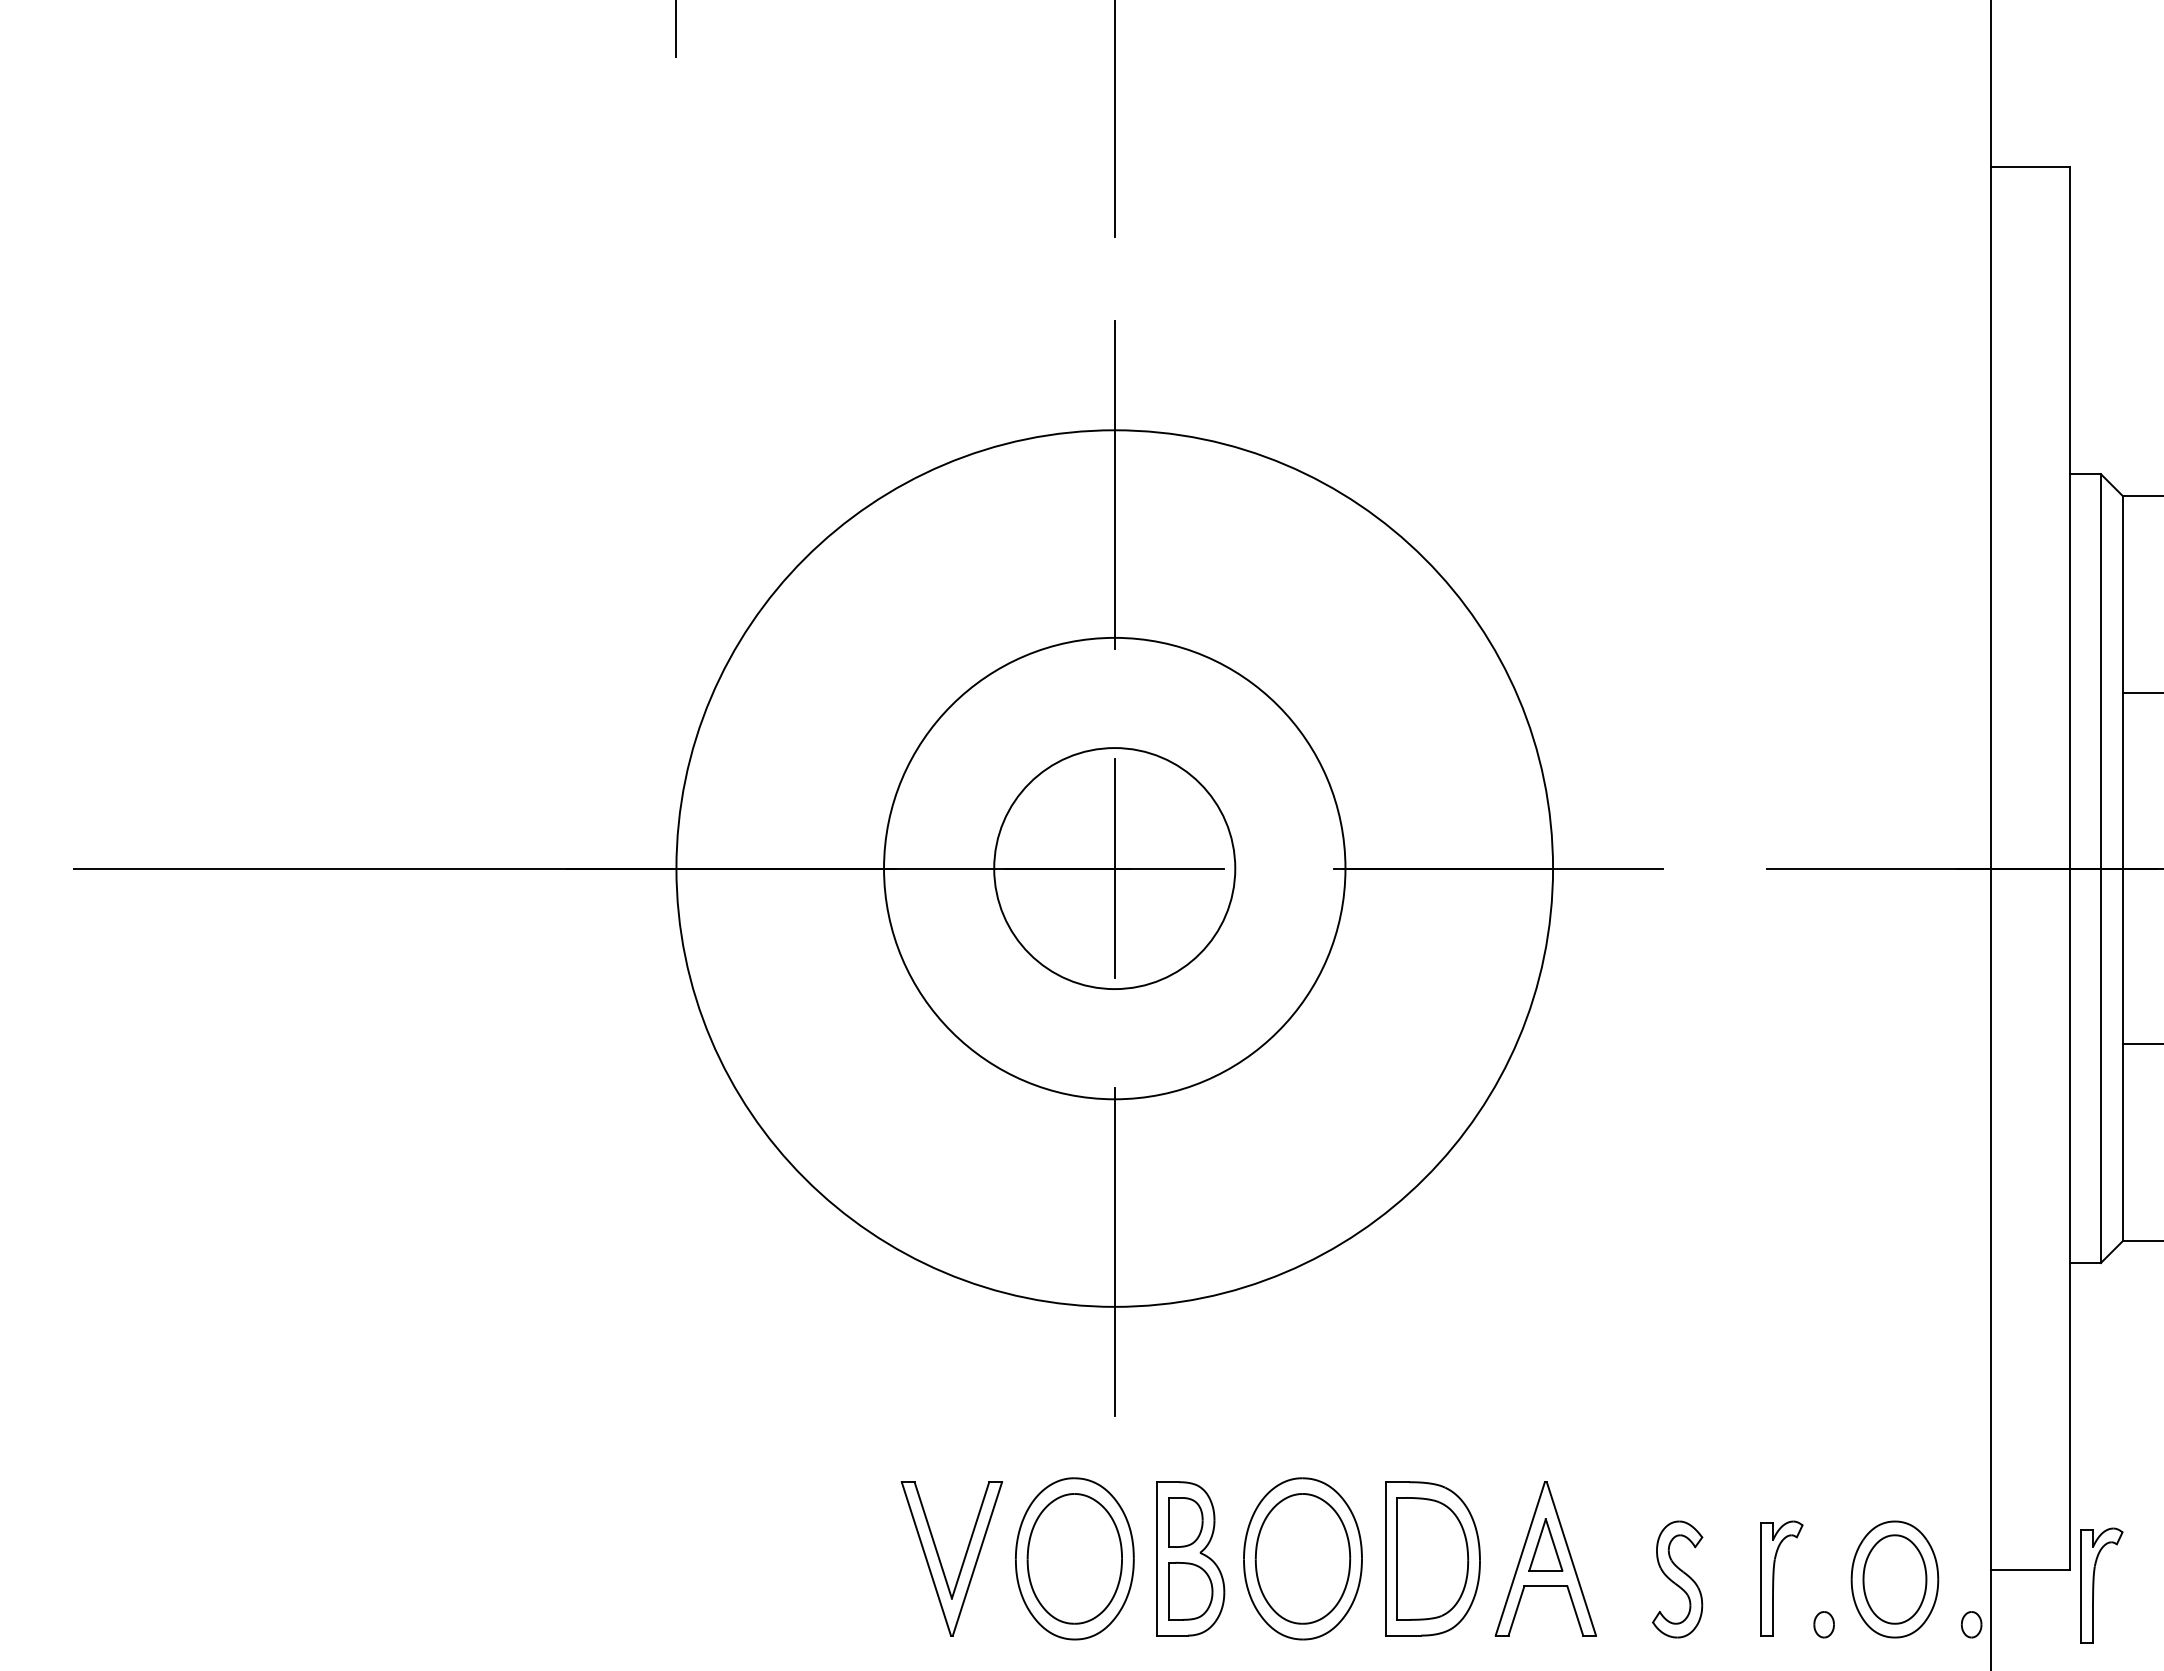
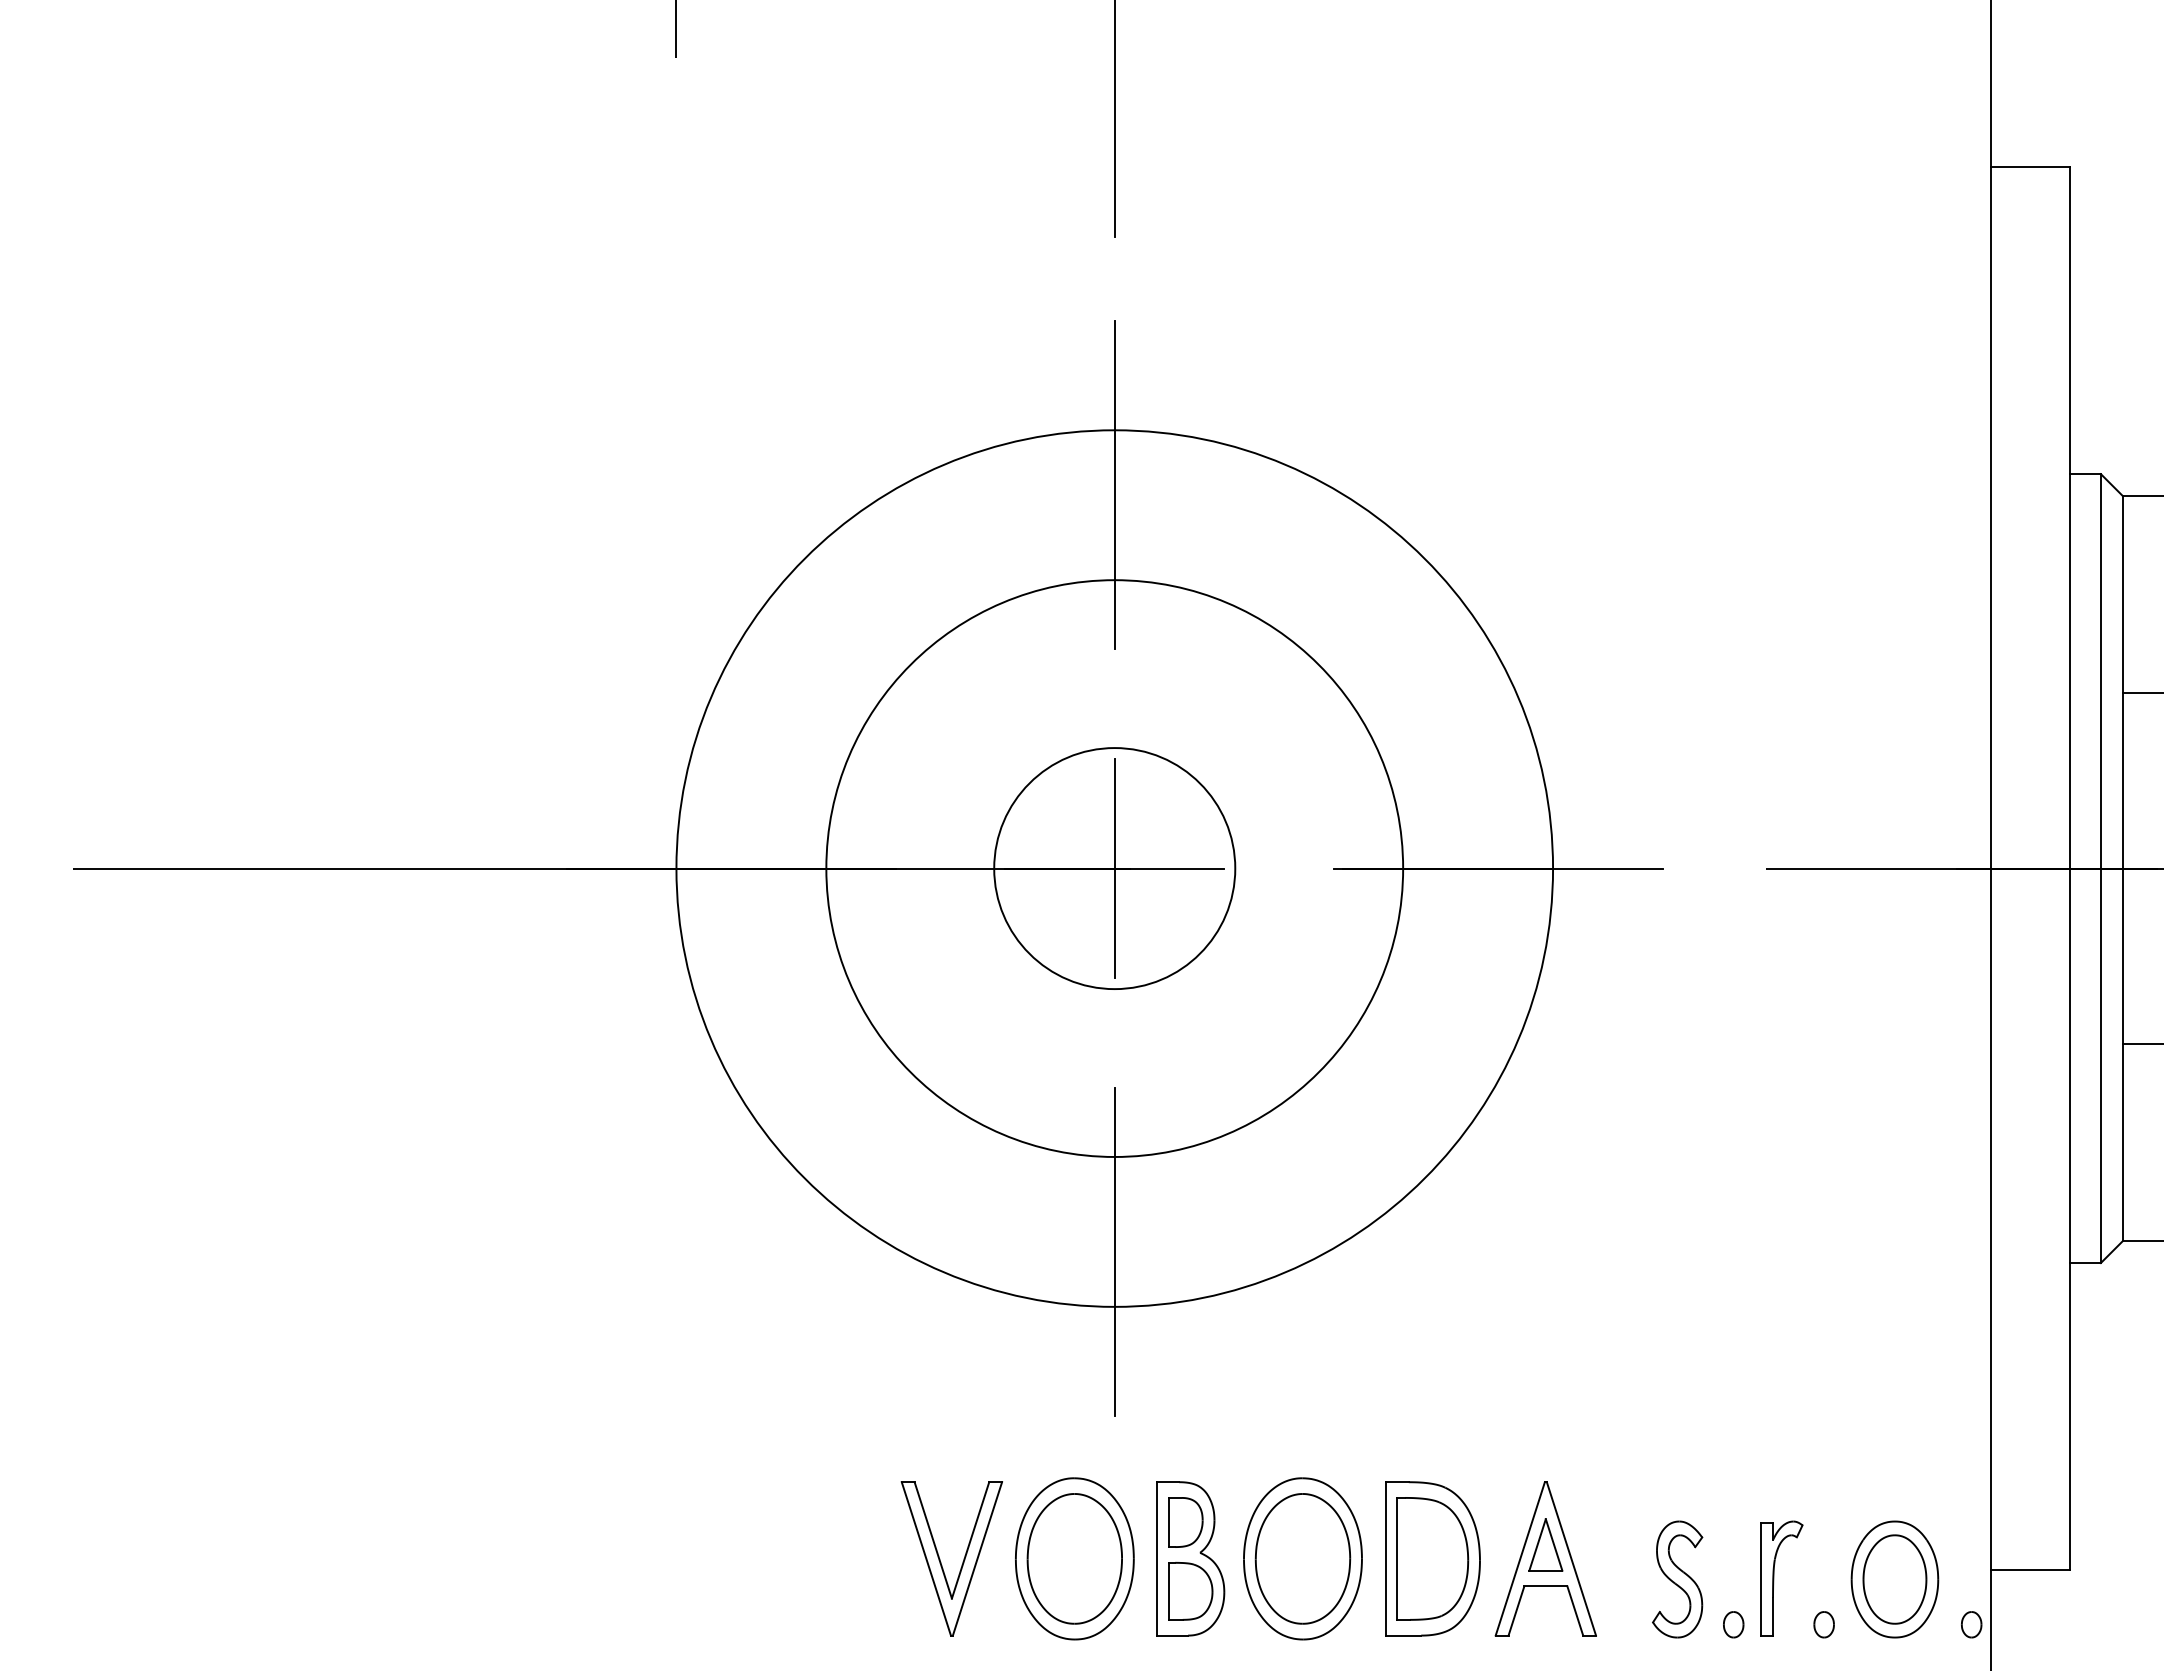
circle diameter: 461 px -> 577 px (1114, 868)
part: present -> none (2094, 1585)
part: none -> present (1733, 1624)
